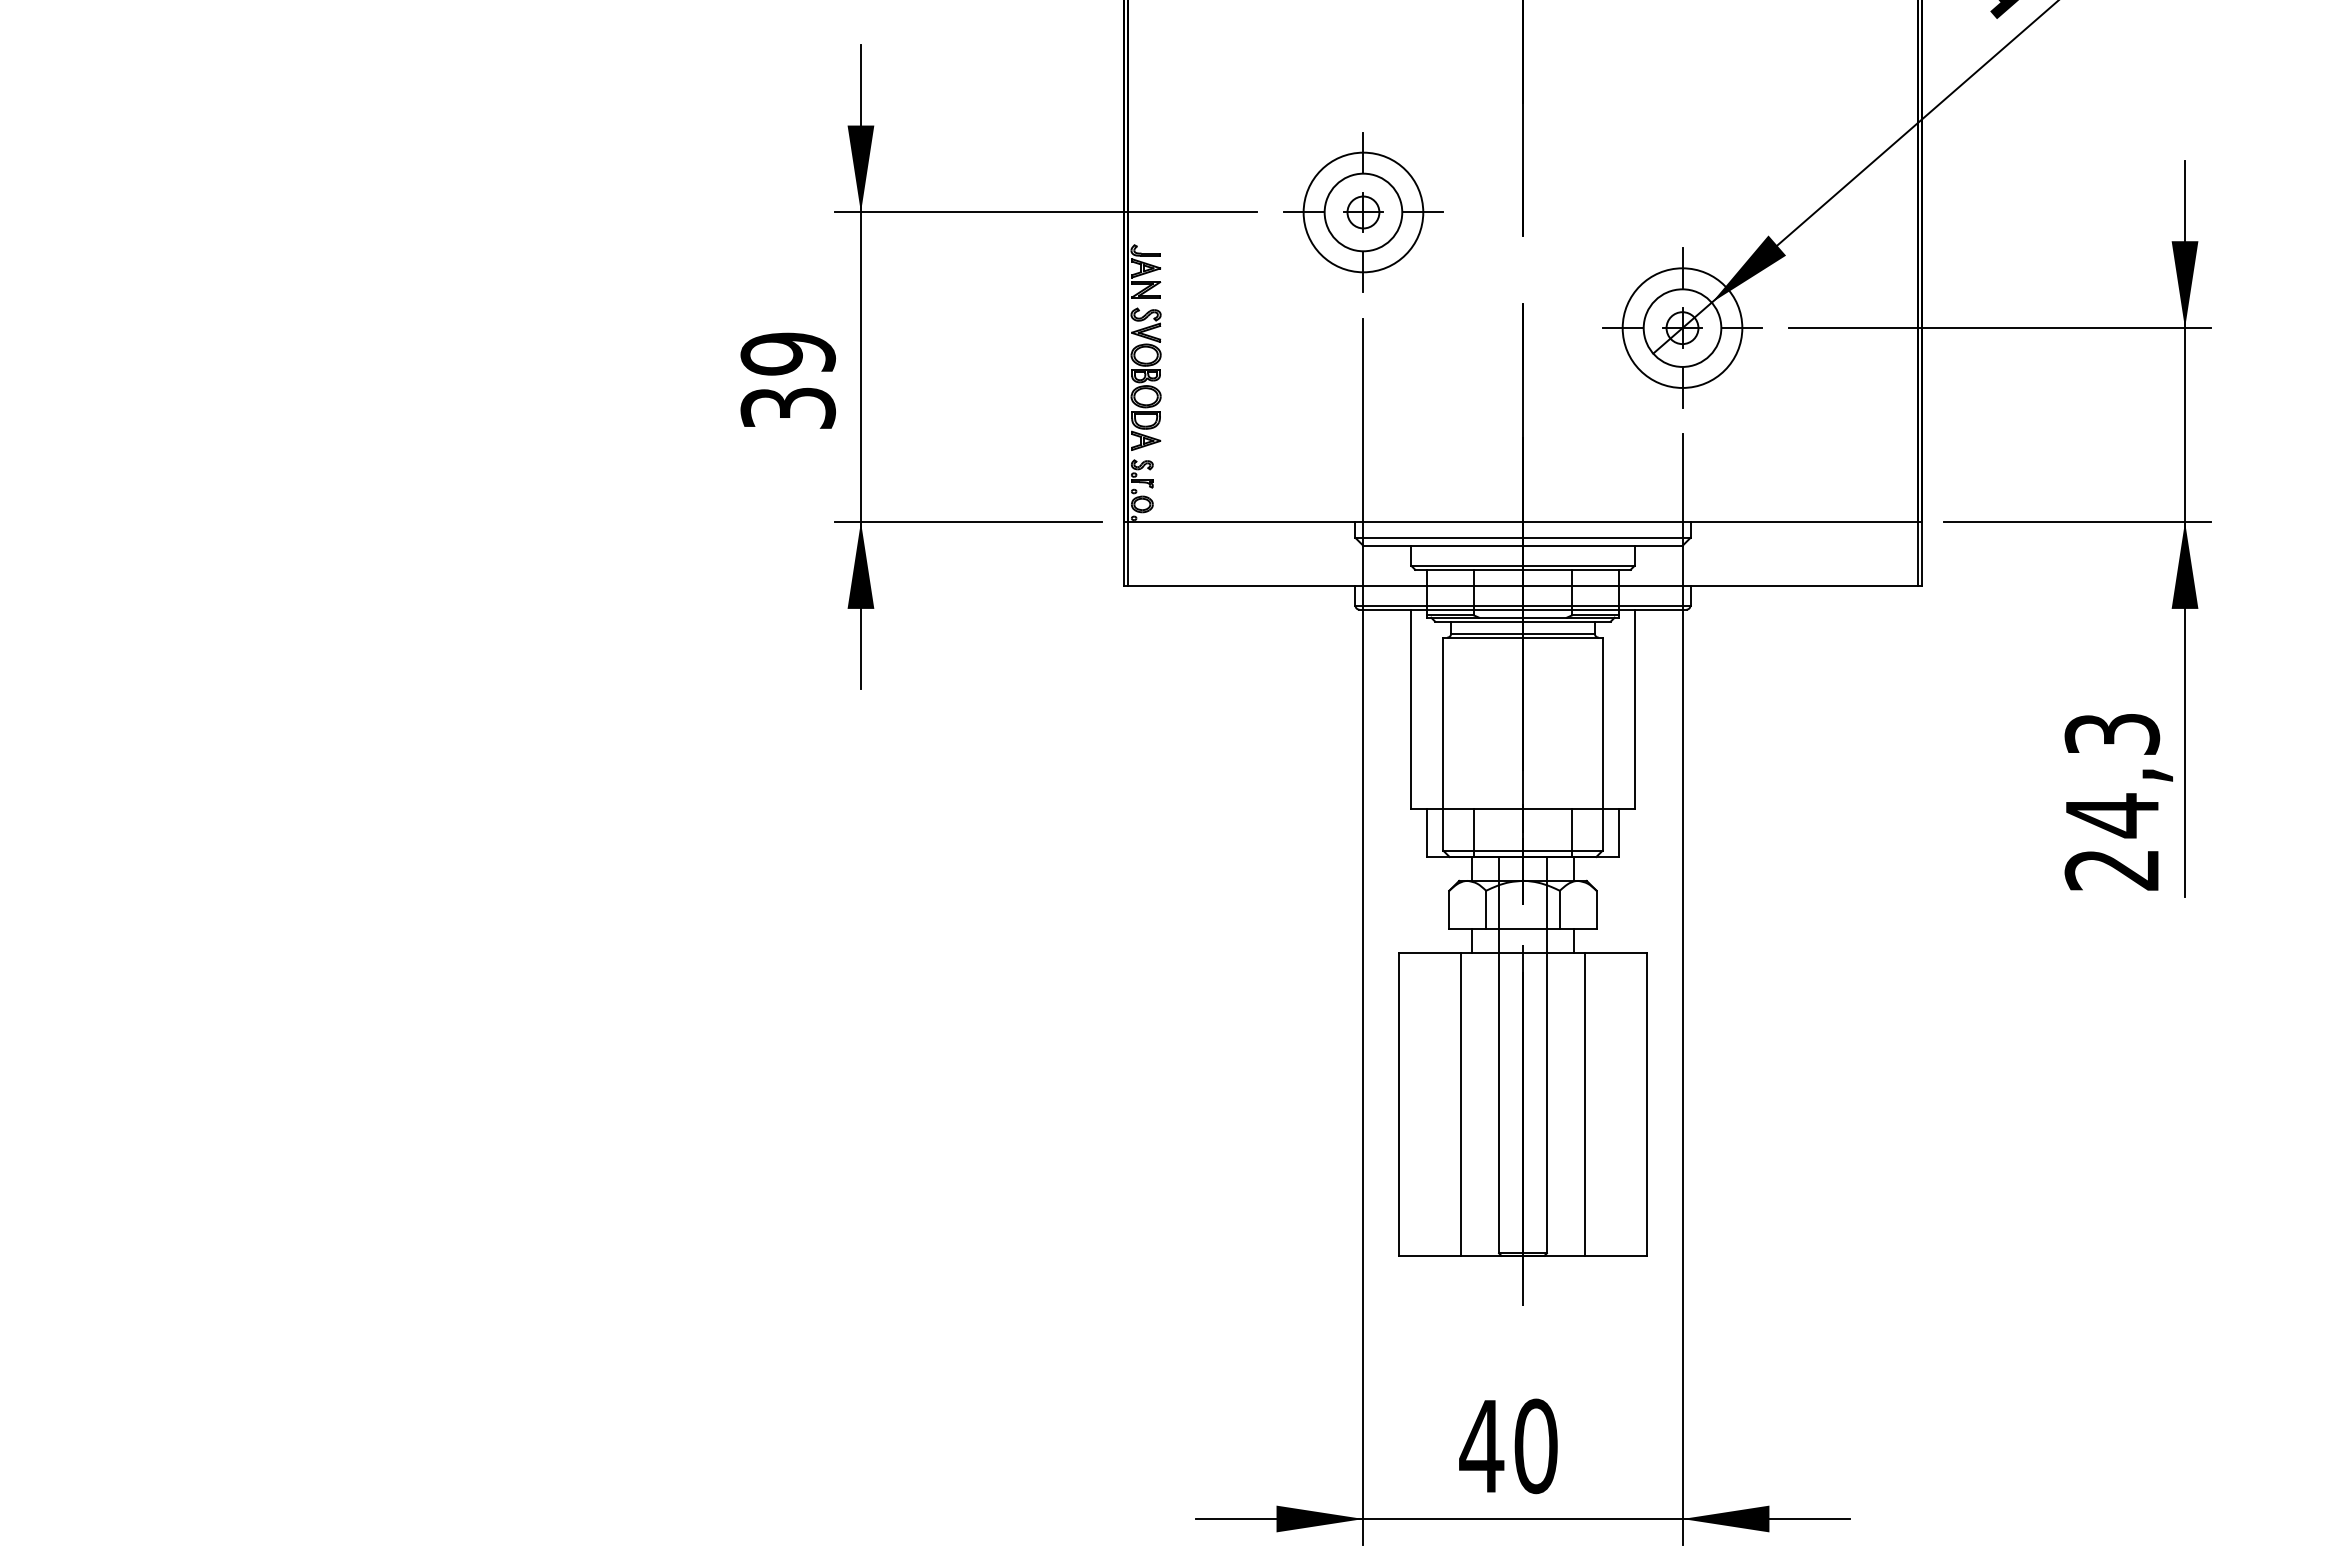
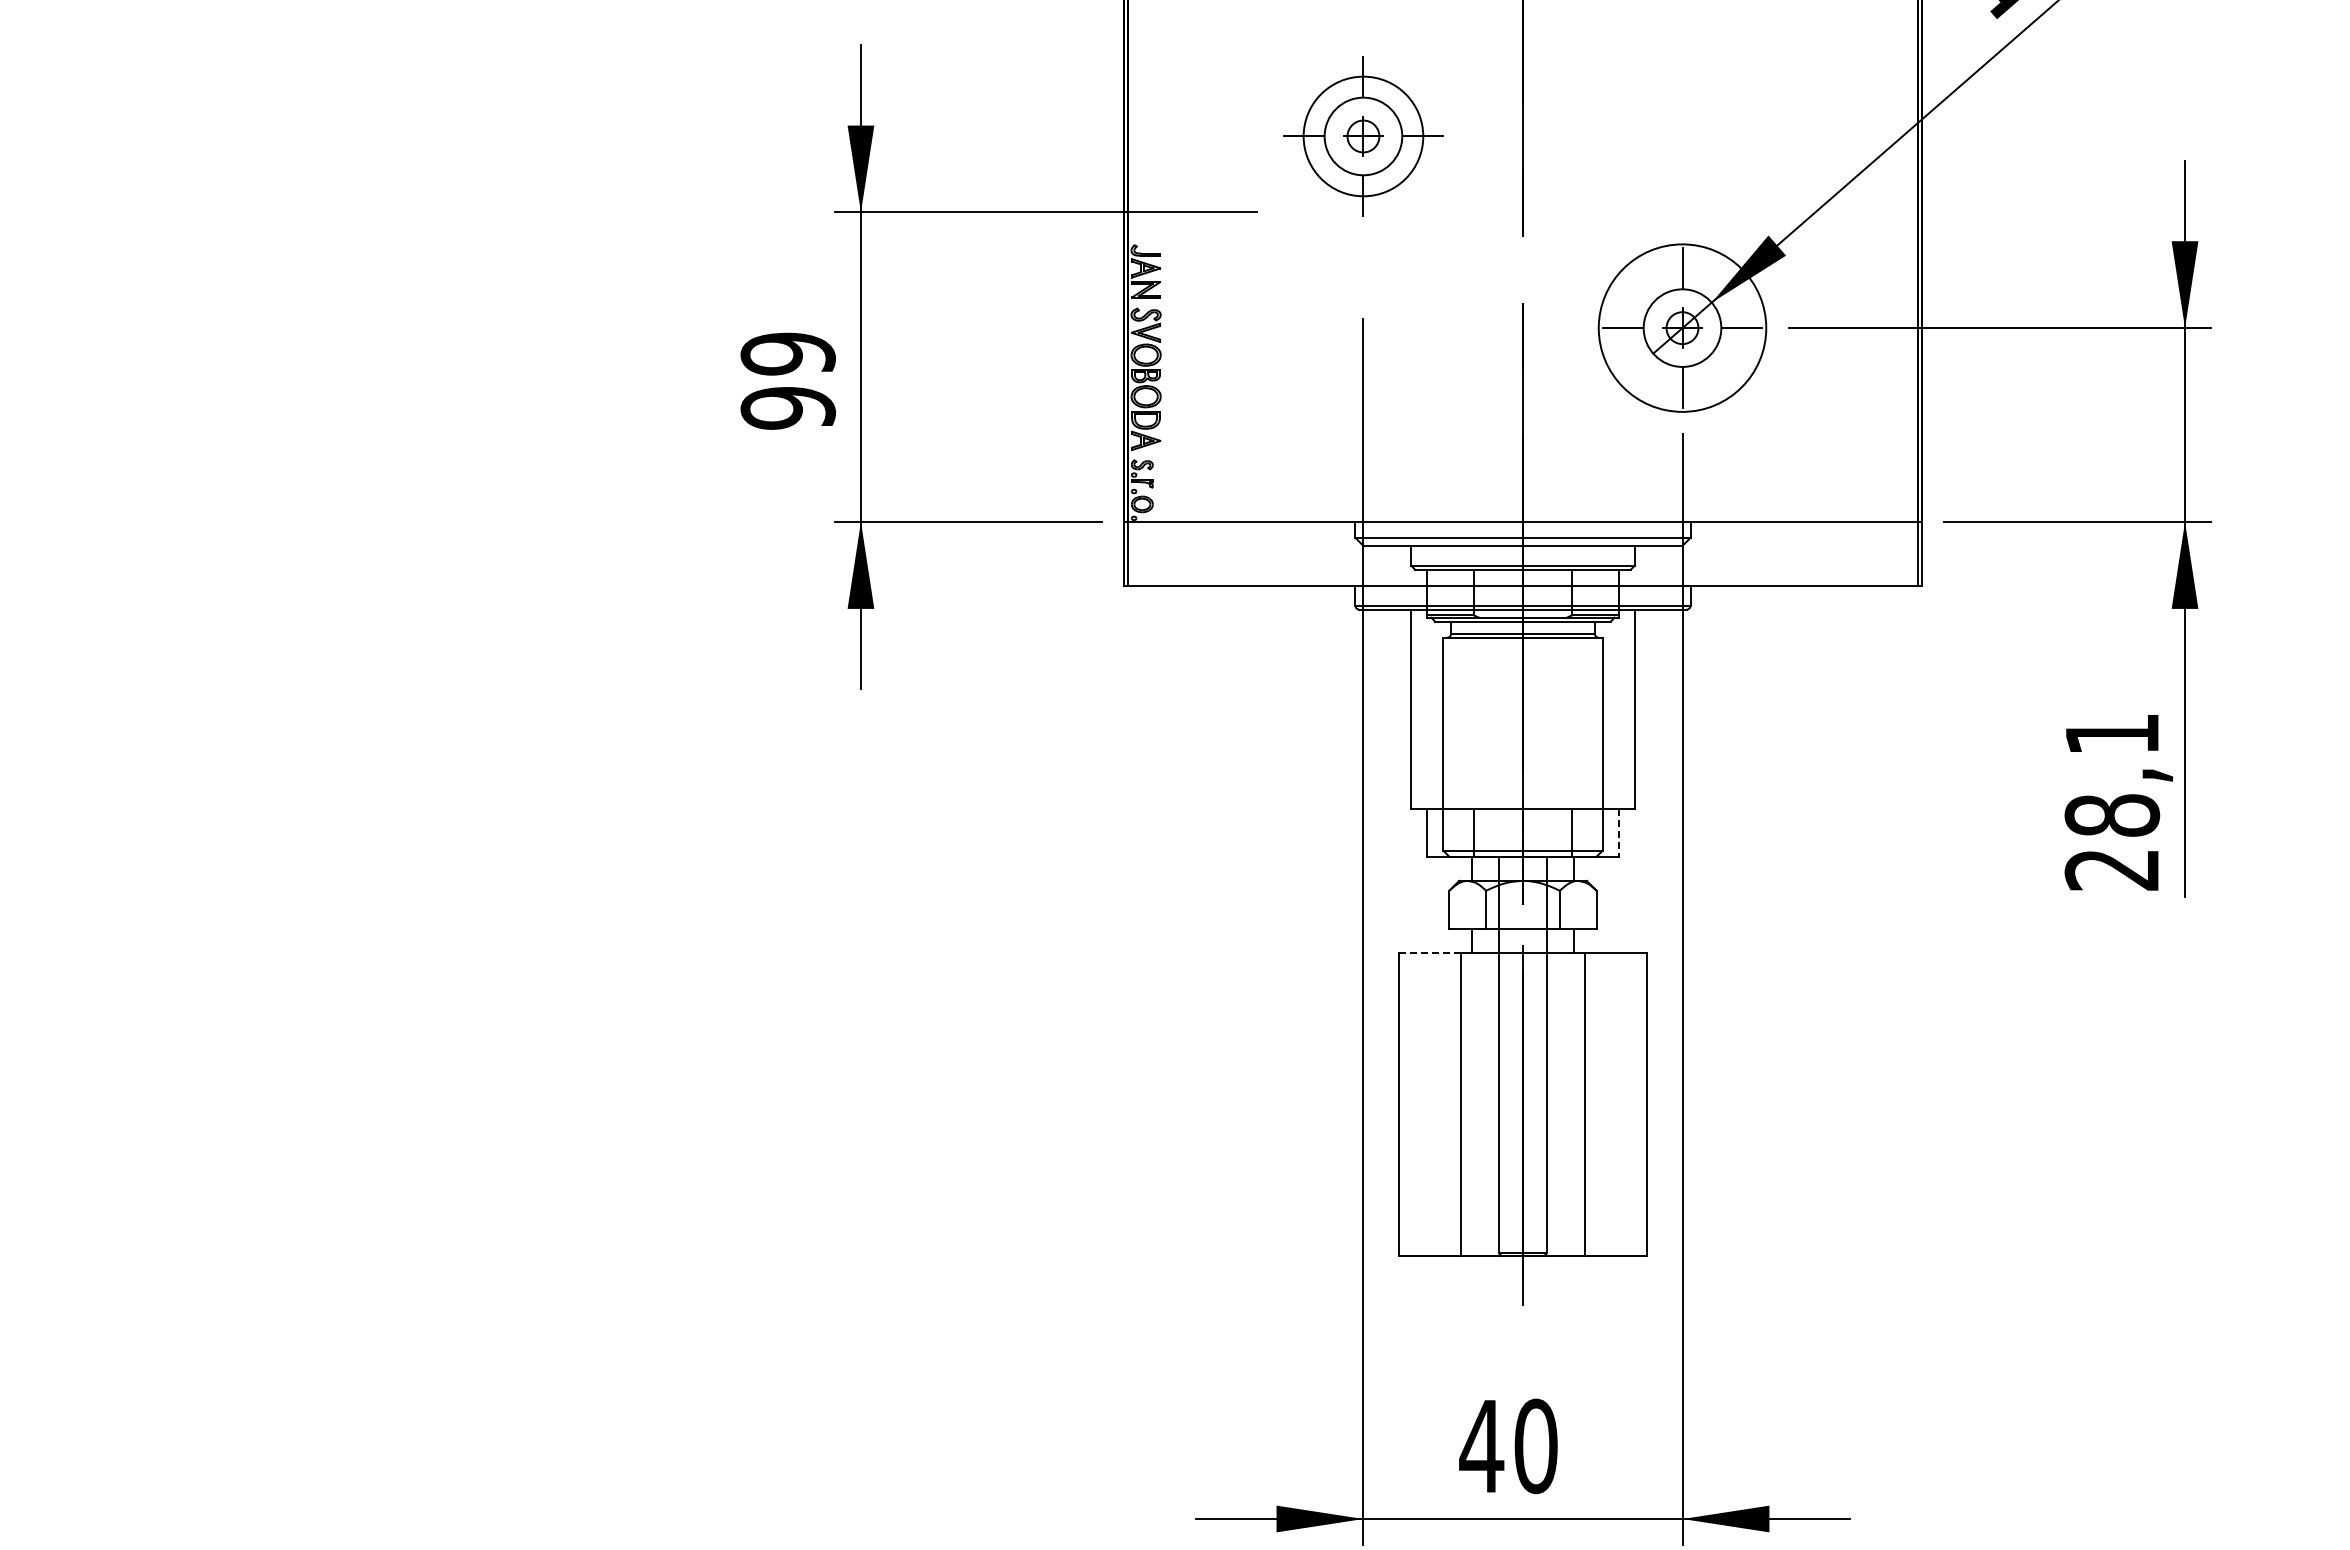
part position: (1363, 212) -> (1363, 136) (1363, 136)
circle diameter: 120 px -> 168 px (1682, 327)
text: 39 -> 99 (787, 408)
text: 24,3 -> 28,1 (2112, 776)
line: solid -> dashed (1618, 833)
line: solid -> dashed (1429, 952)
